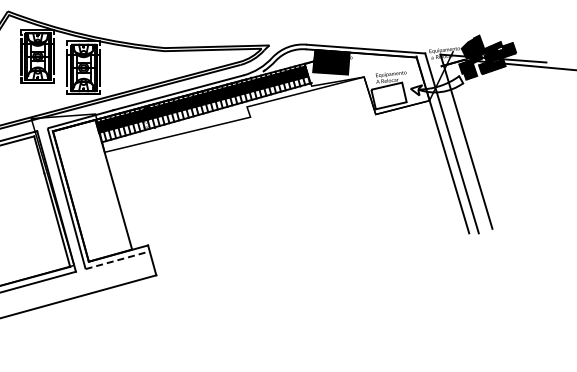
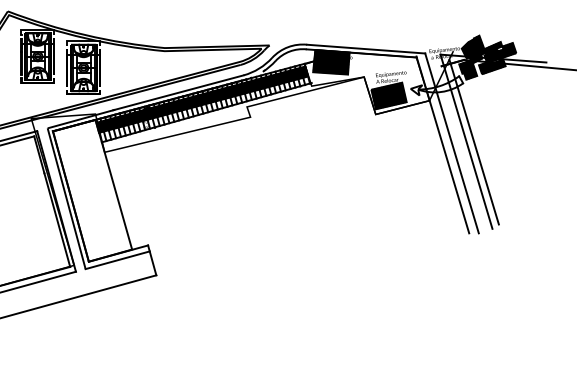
hatch: none -> present (388, 95)
line: none -> present (473, 141)
line: dashed -> solid (118, 260)
